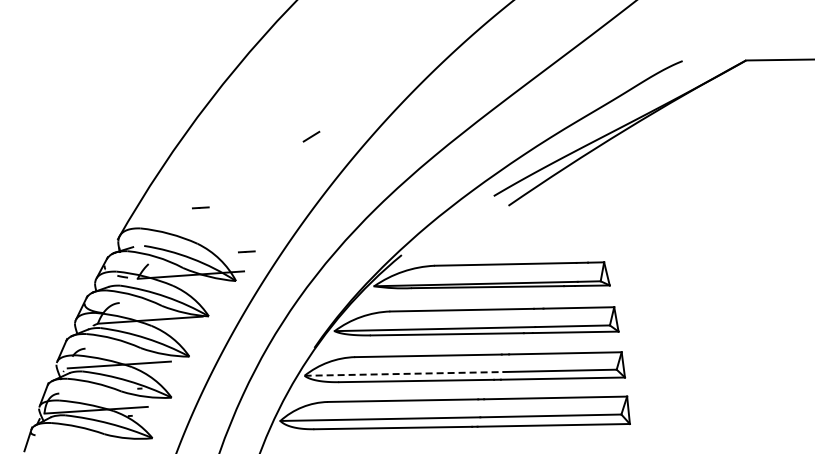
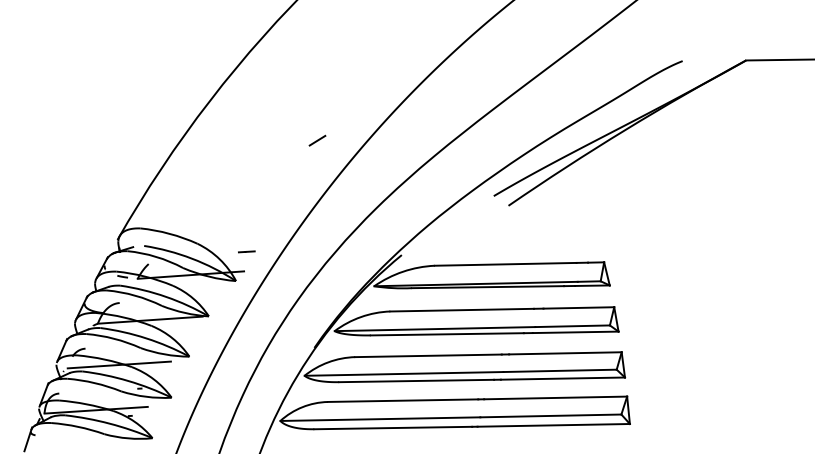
line position: (311, 136) -> (317, 140) (317, 140)
line: present -> none (200, 207)
line: dashed -> solid (404, 373)
